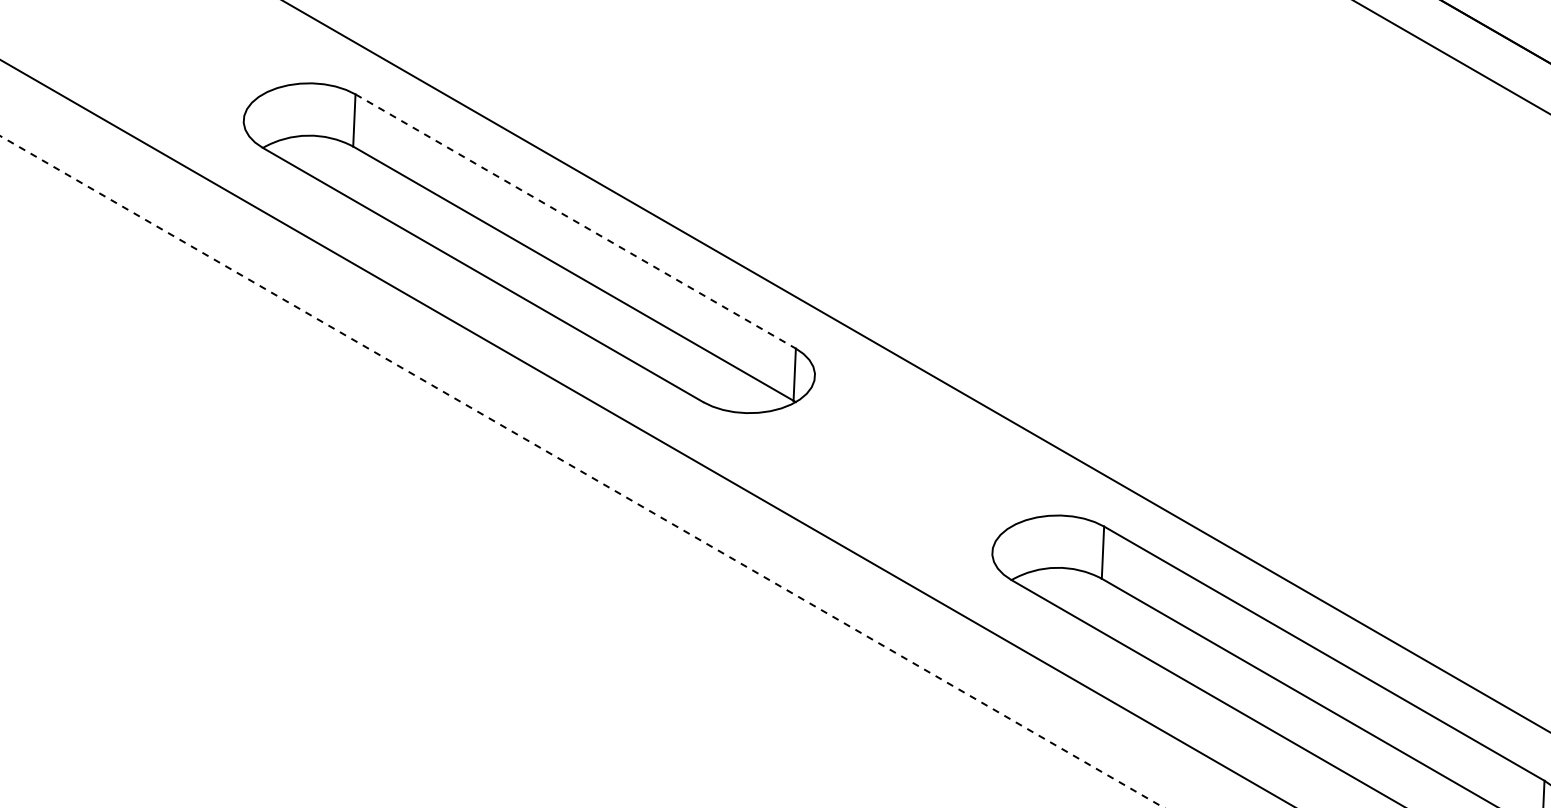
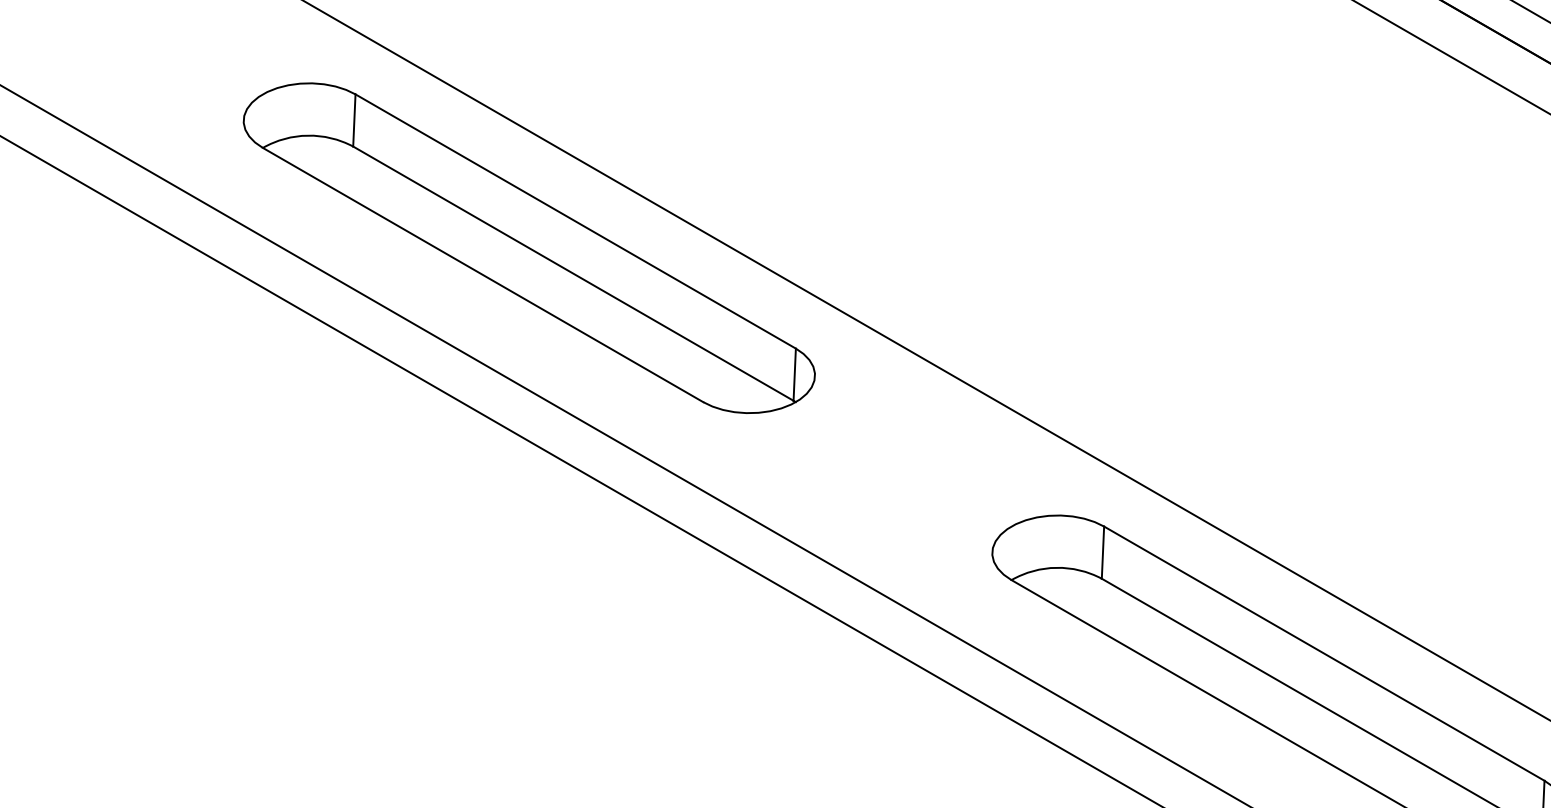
line: none -> present (1531, 11)
line: dashed -> solid (576, 221)
line position: (916, 366) -> (926, 360) (926, 360)
line position: (646, 432) -> (624, 445) (624, 445)
line: dashed -> solid (582, 472)
